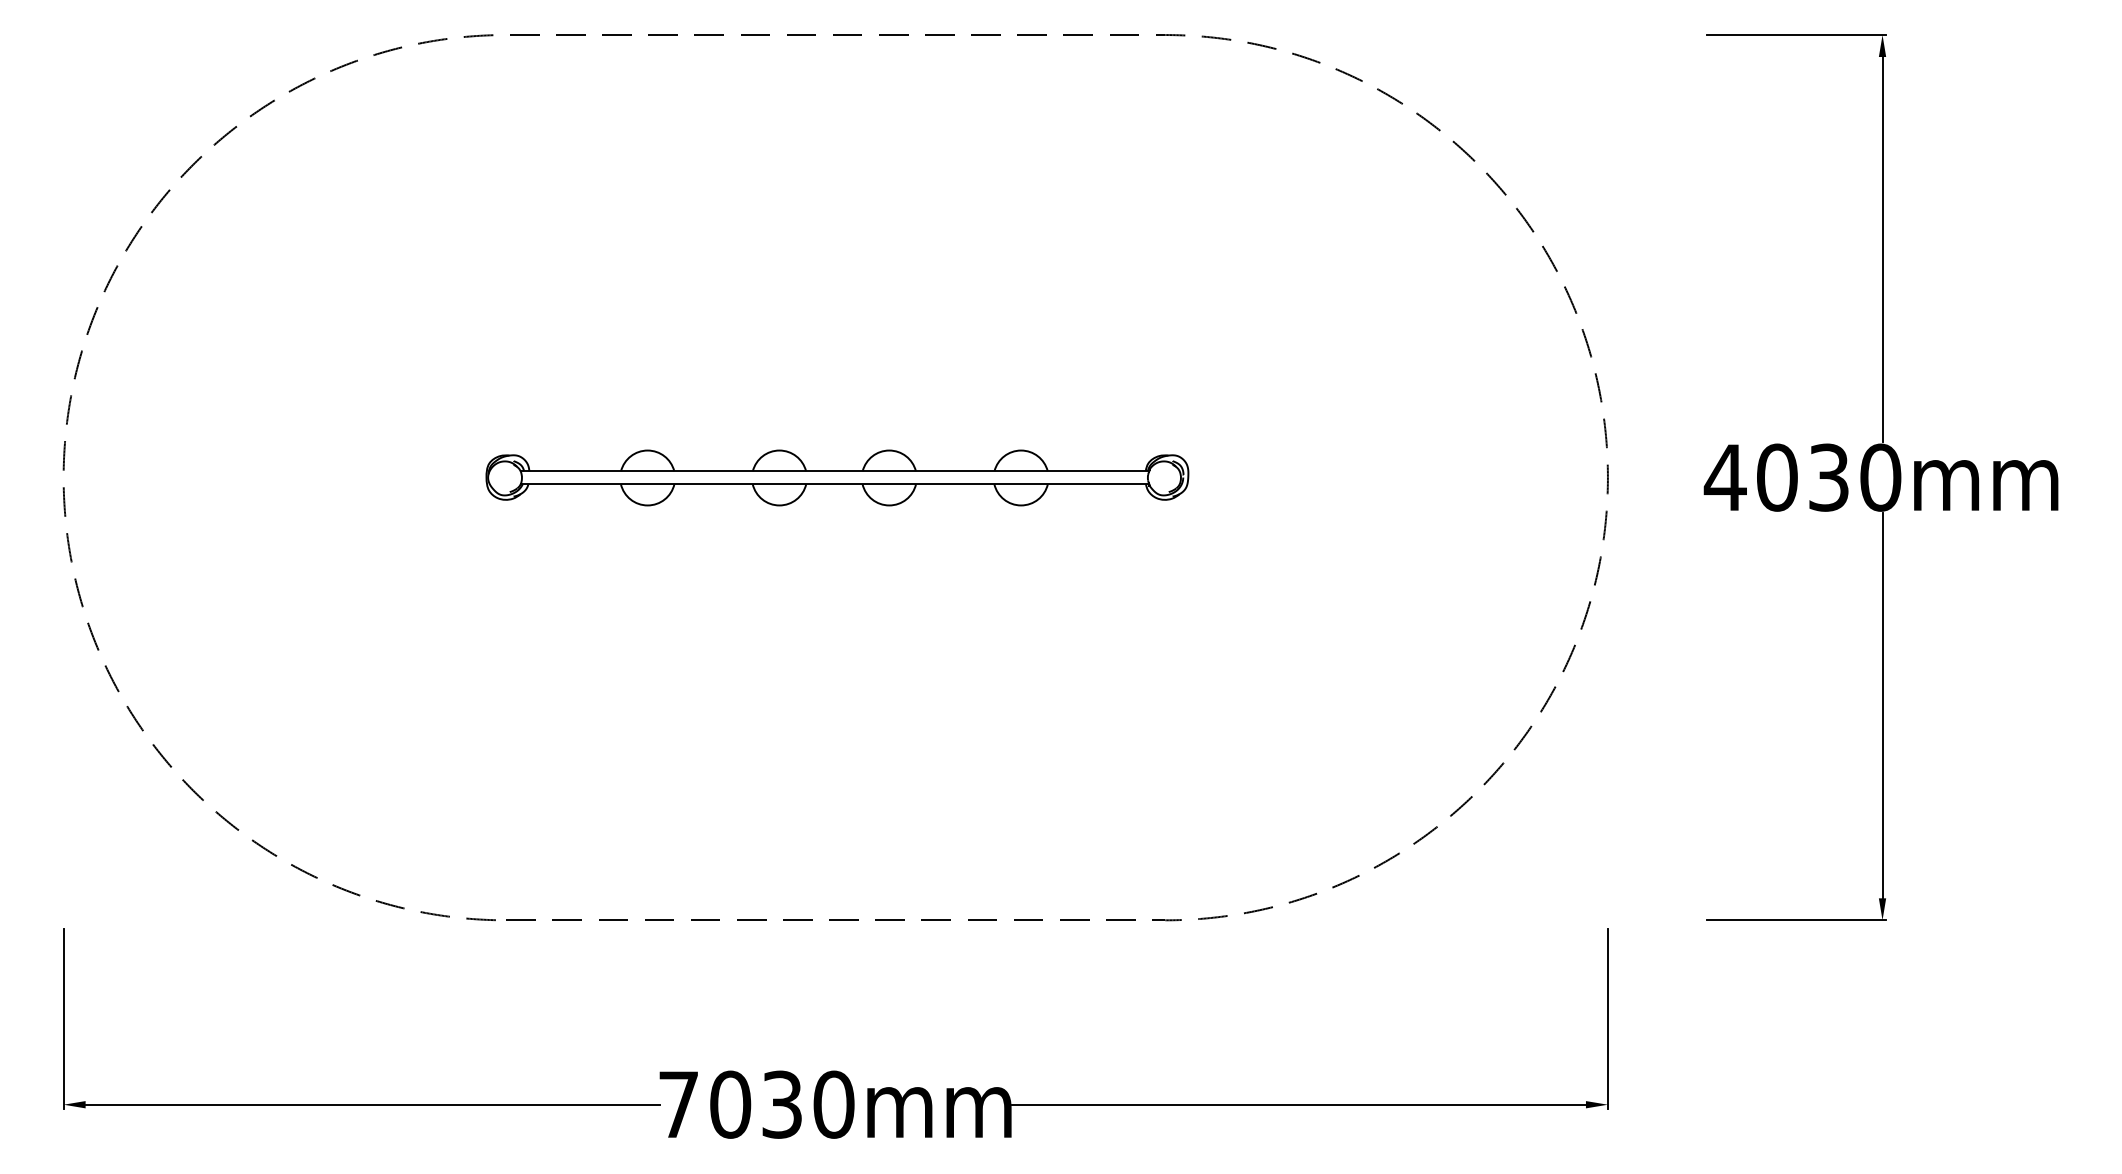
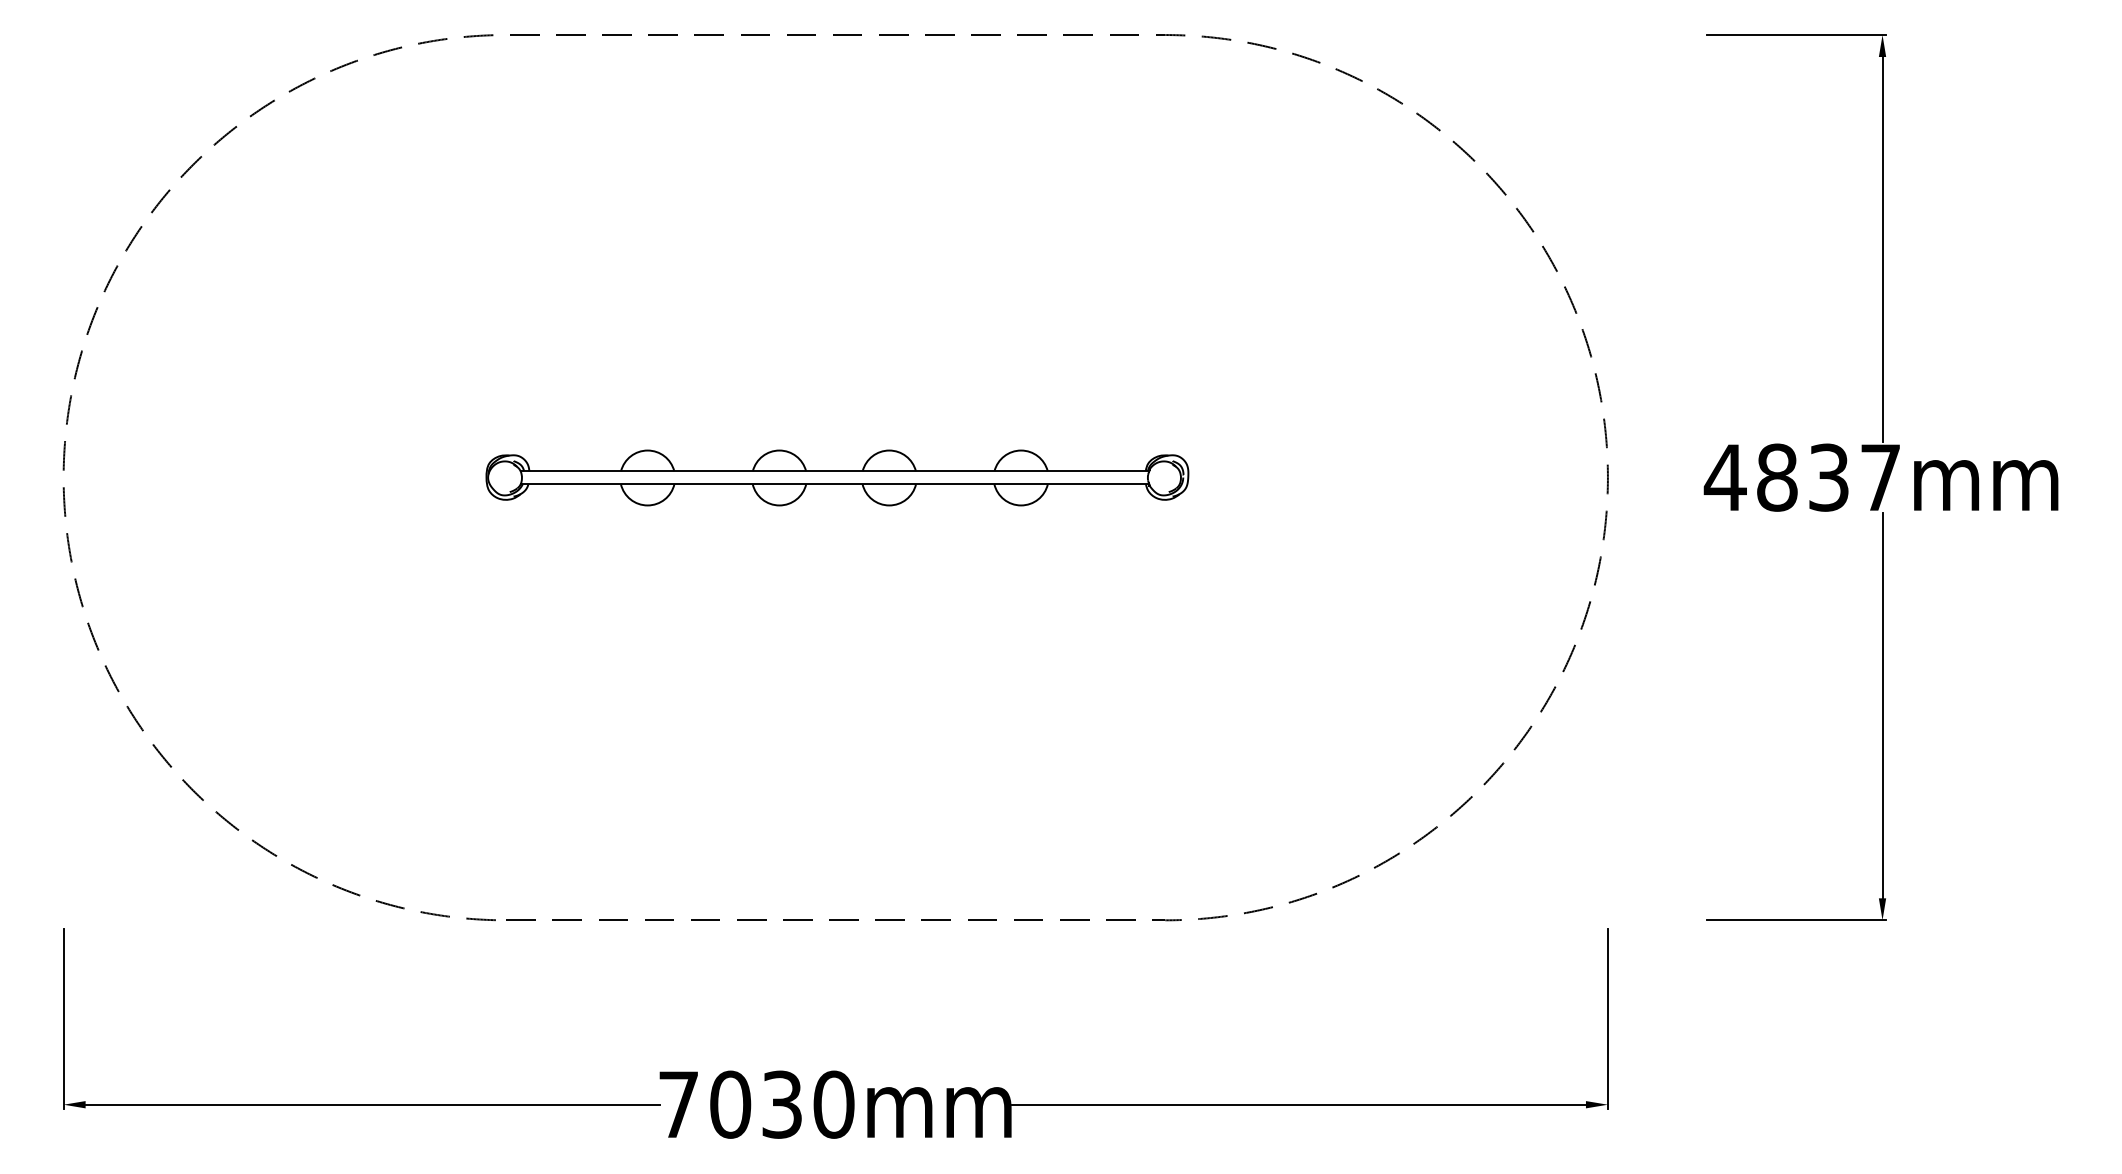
text: 4030mm -> 4837mm (1829, 477)
